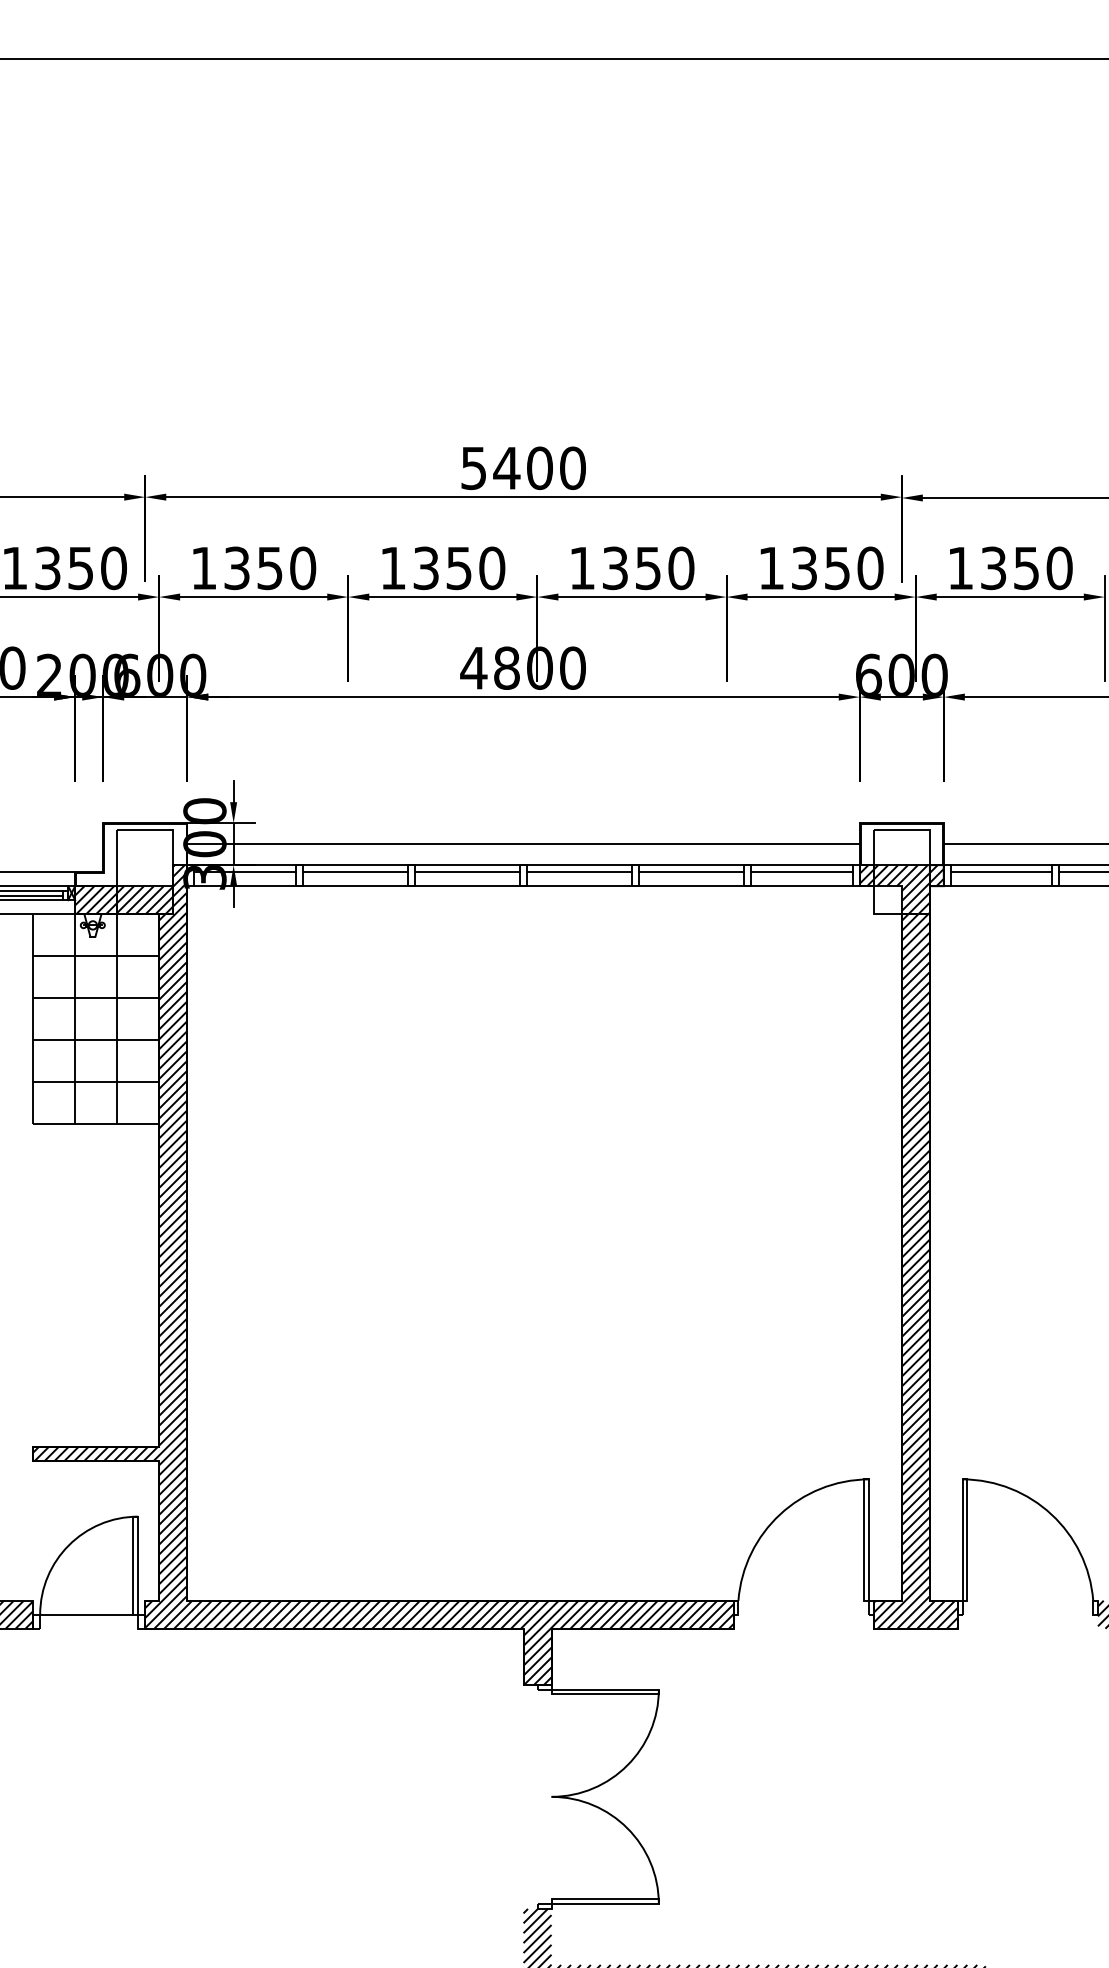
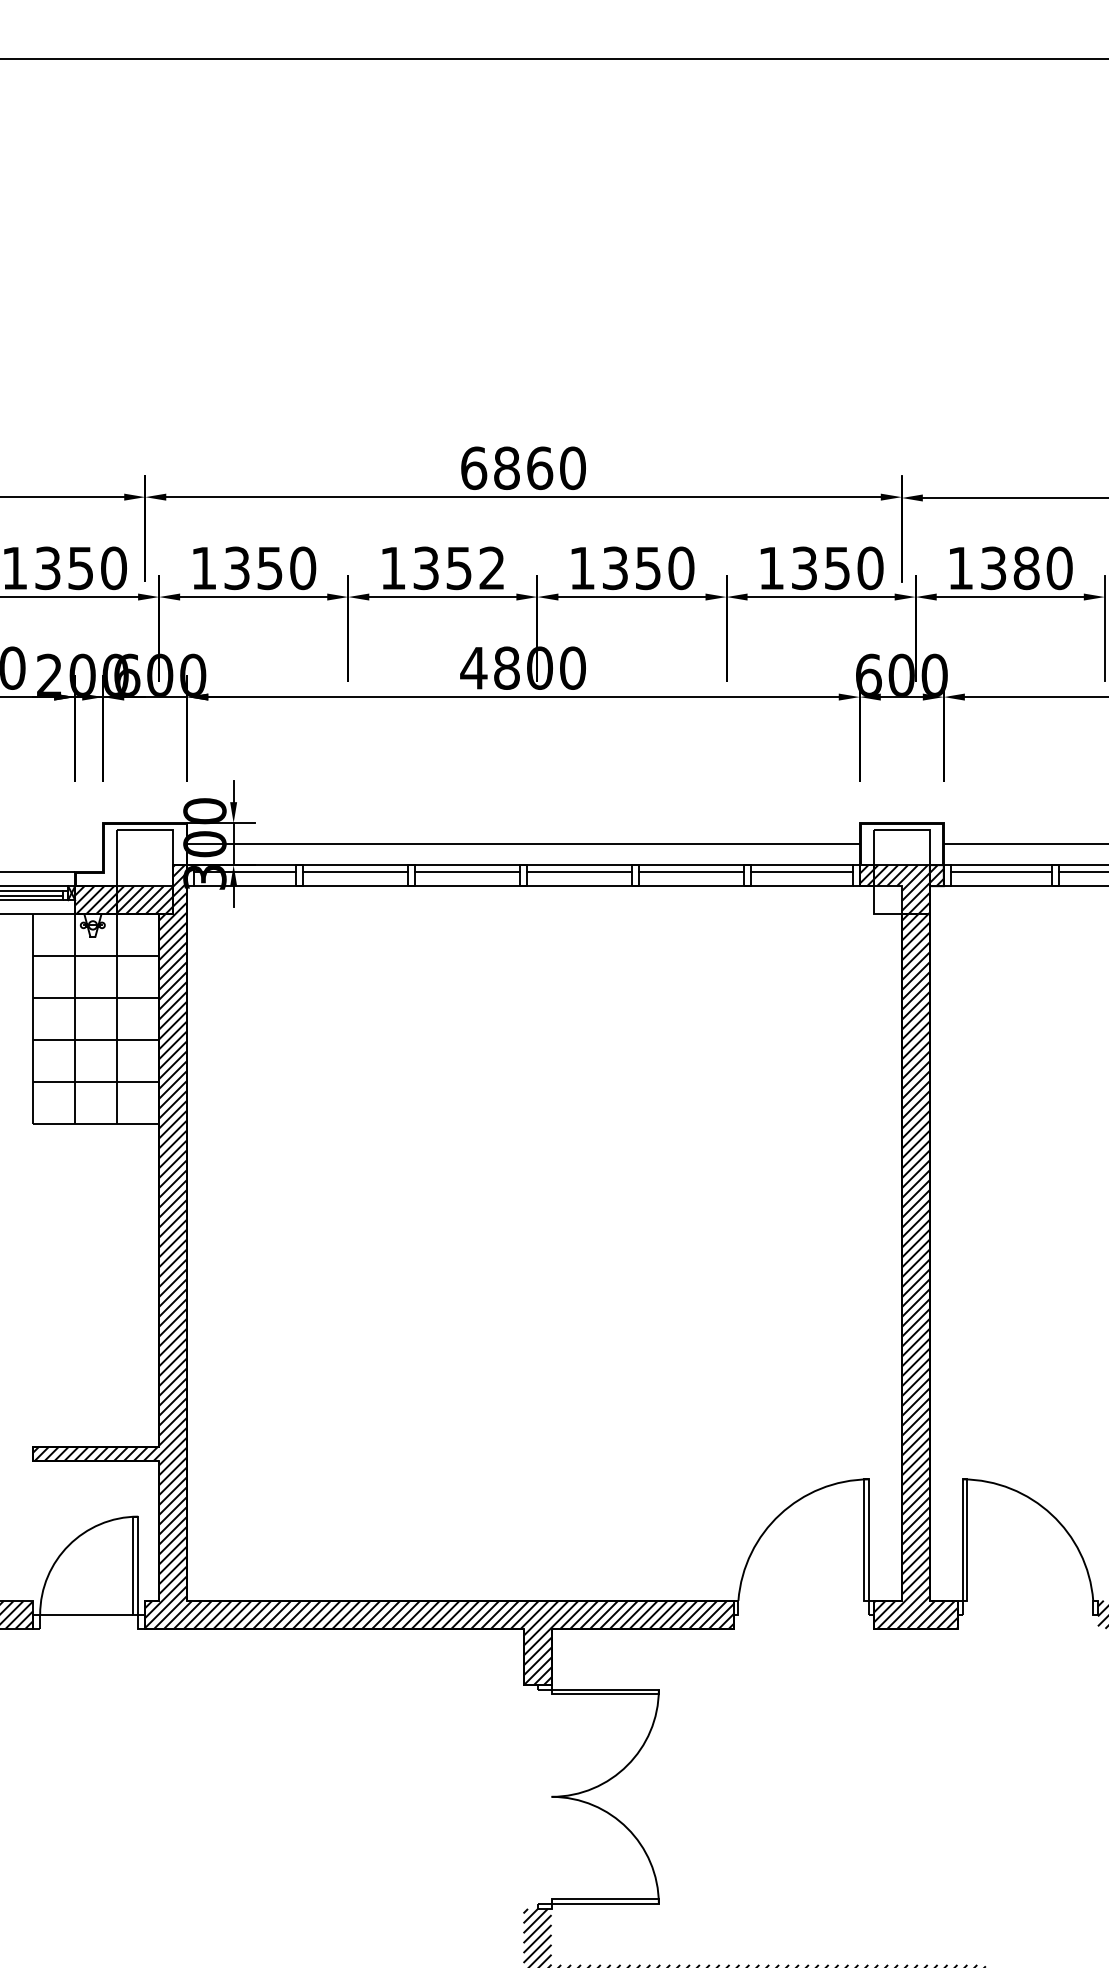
text: 5400 -> 6860 (507, 468)
text: 1350 -> 1352 (492, 568)
text: 1350 -> 1380 (1026, 568)
